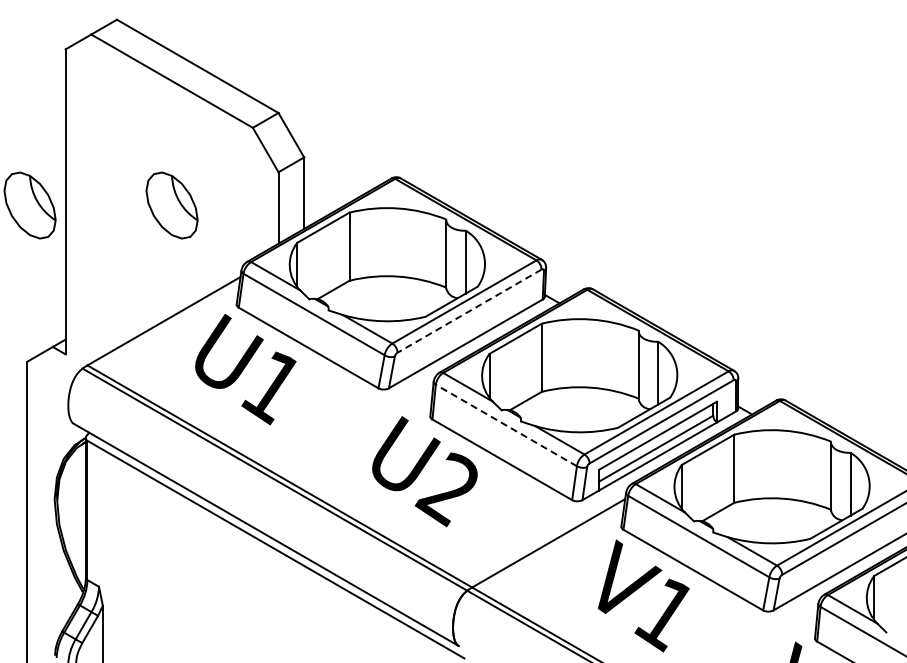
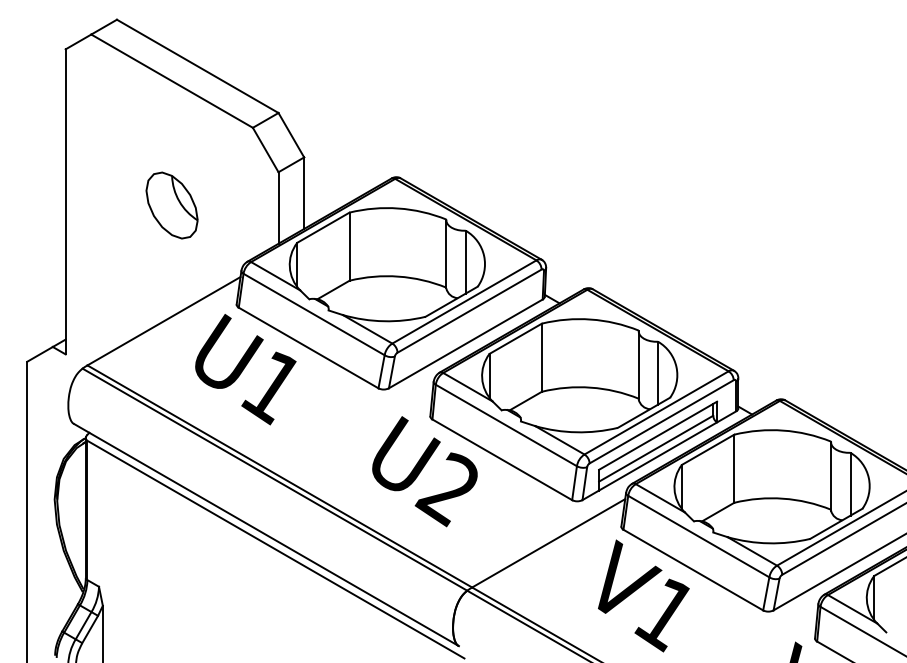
part: present -> none (29, 205)
line: dashed -> solid (469, 311)
line: dashed -> solid (505, 425)
